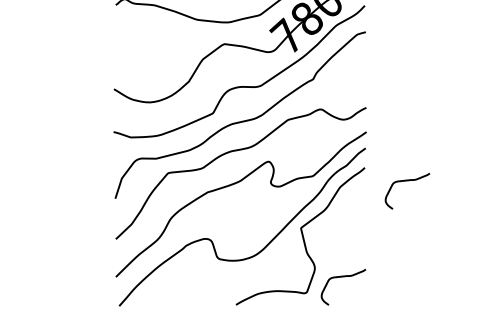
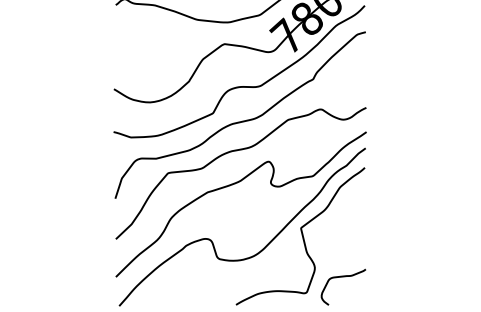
curve: present -> none (406, 181)
